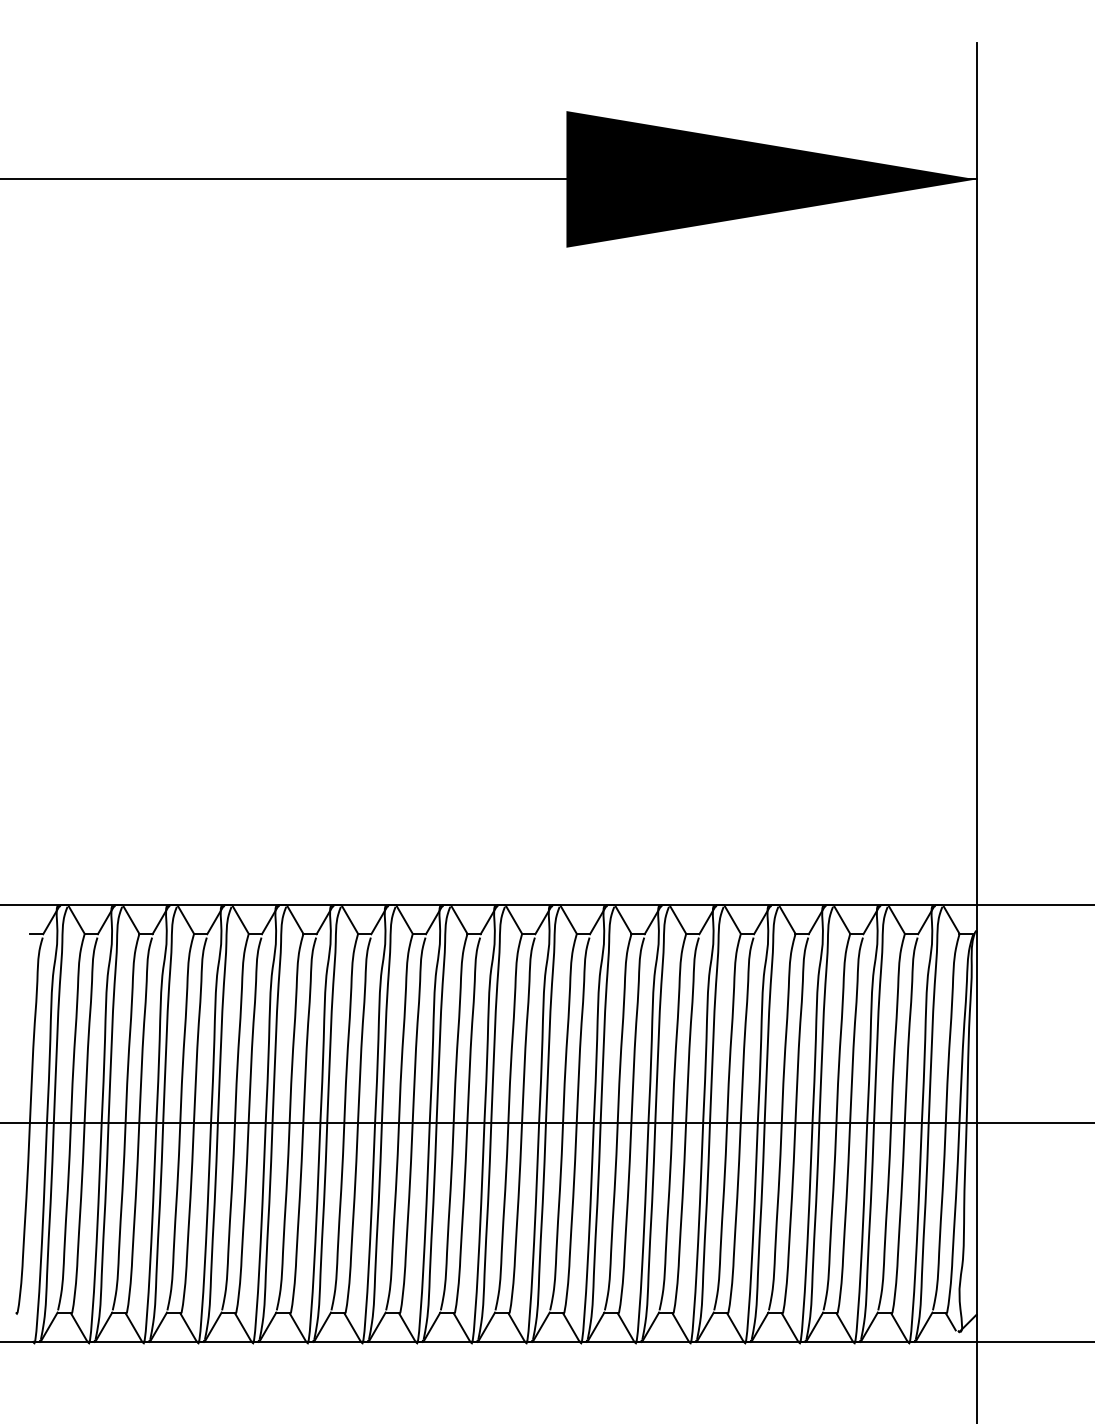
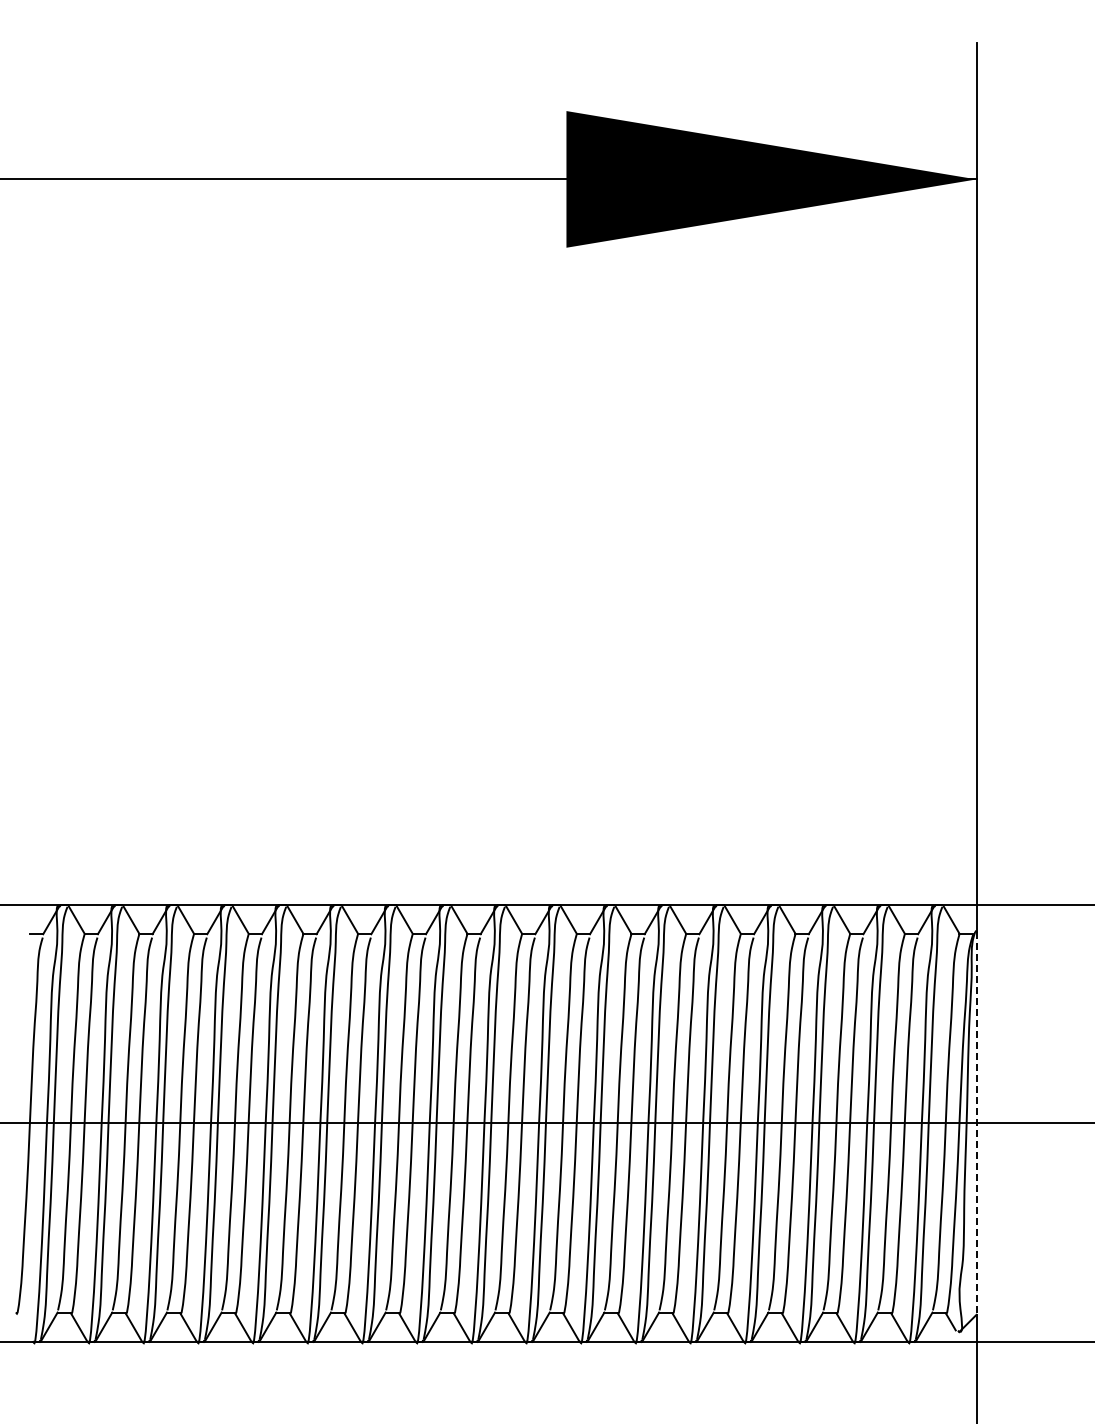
line: solid -> dashed (976, 1123)
